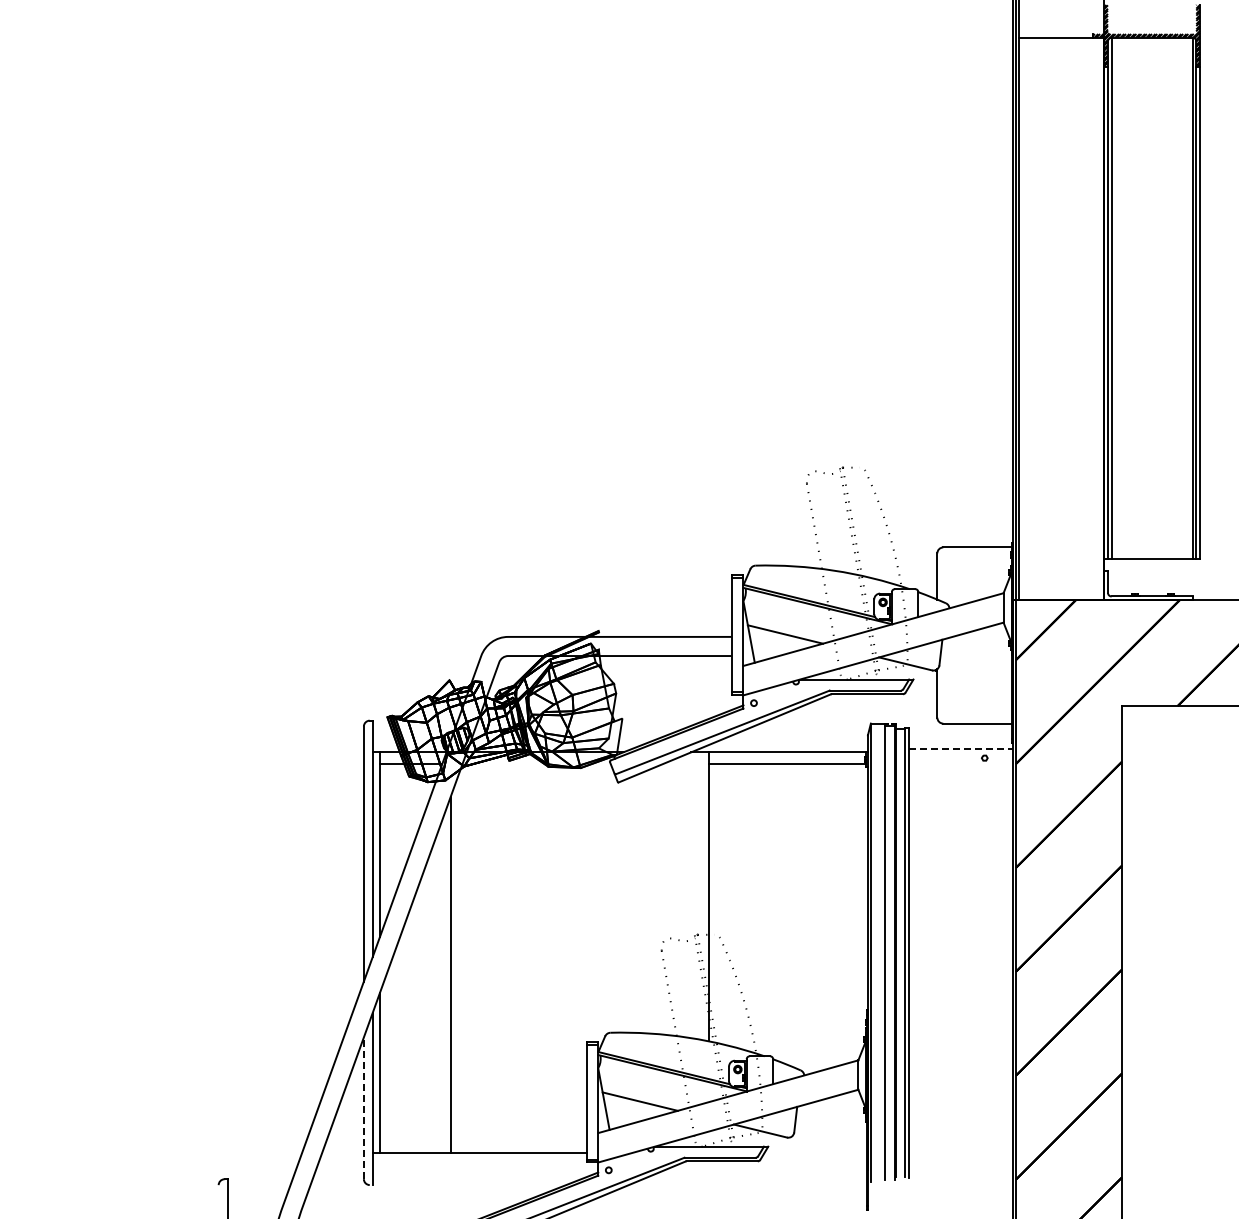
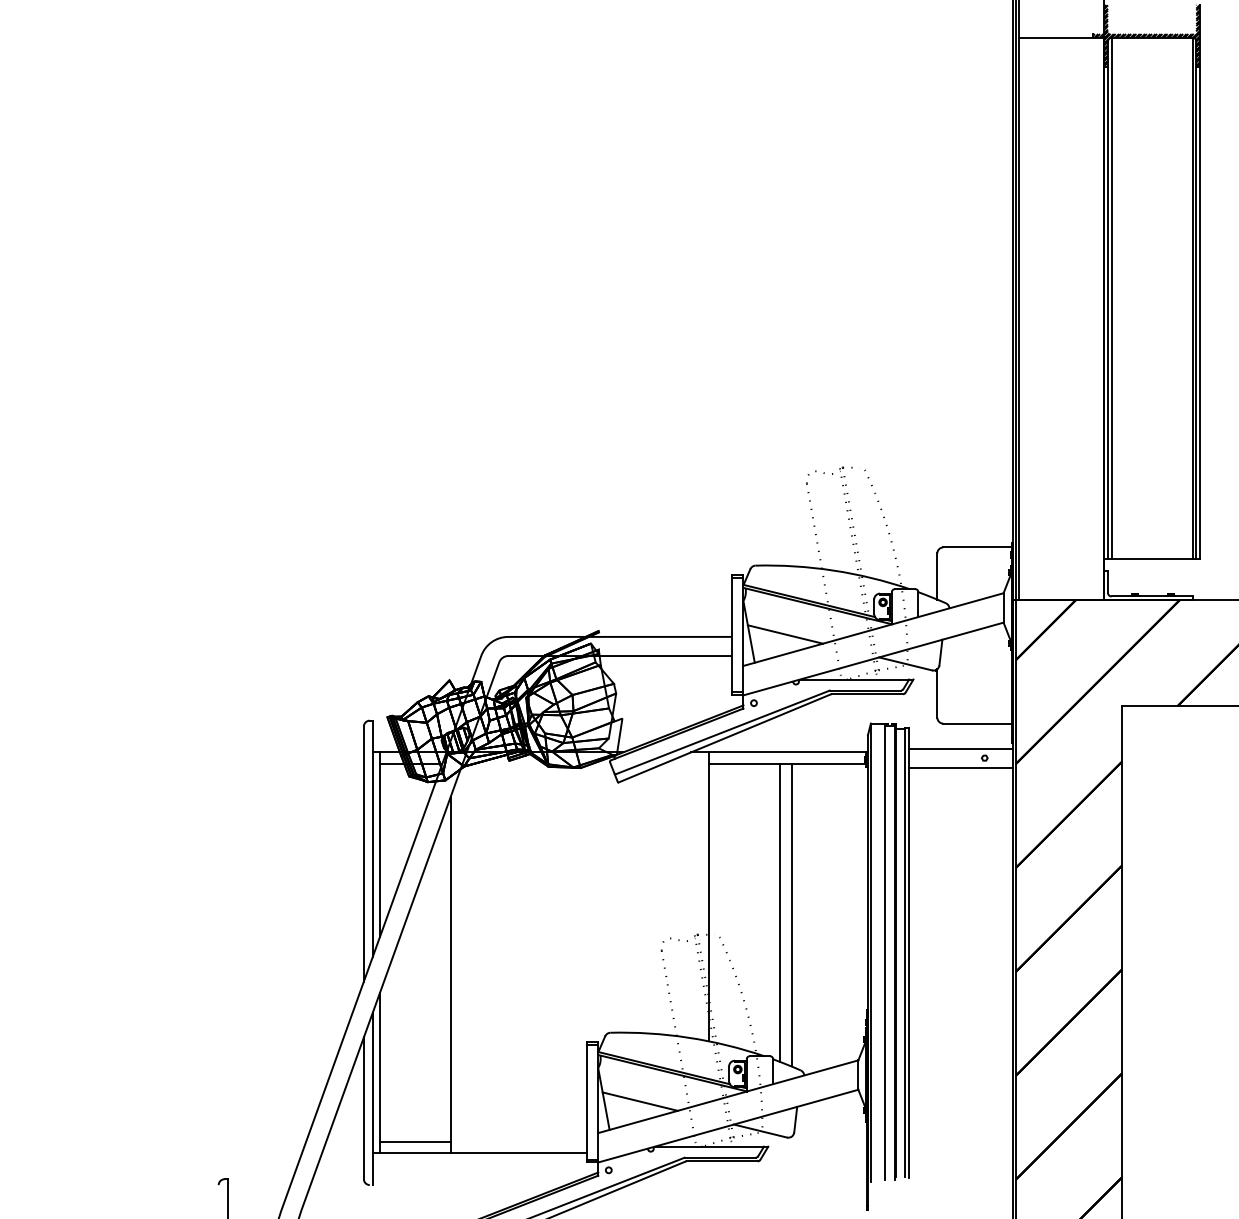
line: dashed -> solid (961, 748)
line: none -> present (961, 767)
line: none -> present (779, 912)
line: none -> present (791, 915)
line: dashed -> solid (363, 1108)
line: none -> present (415, 1141)
